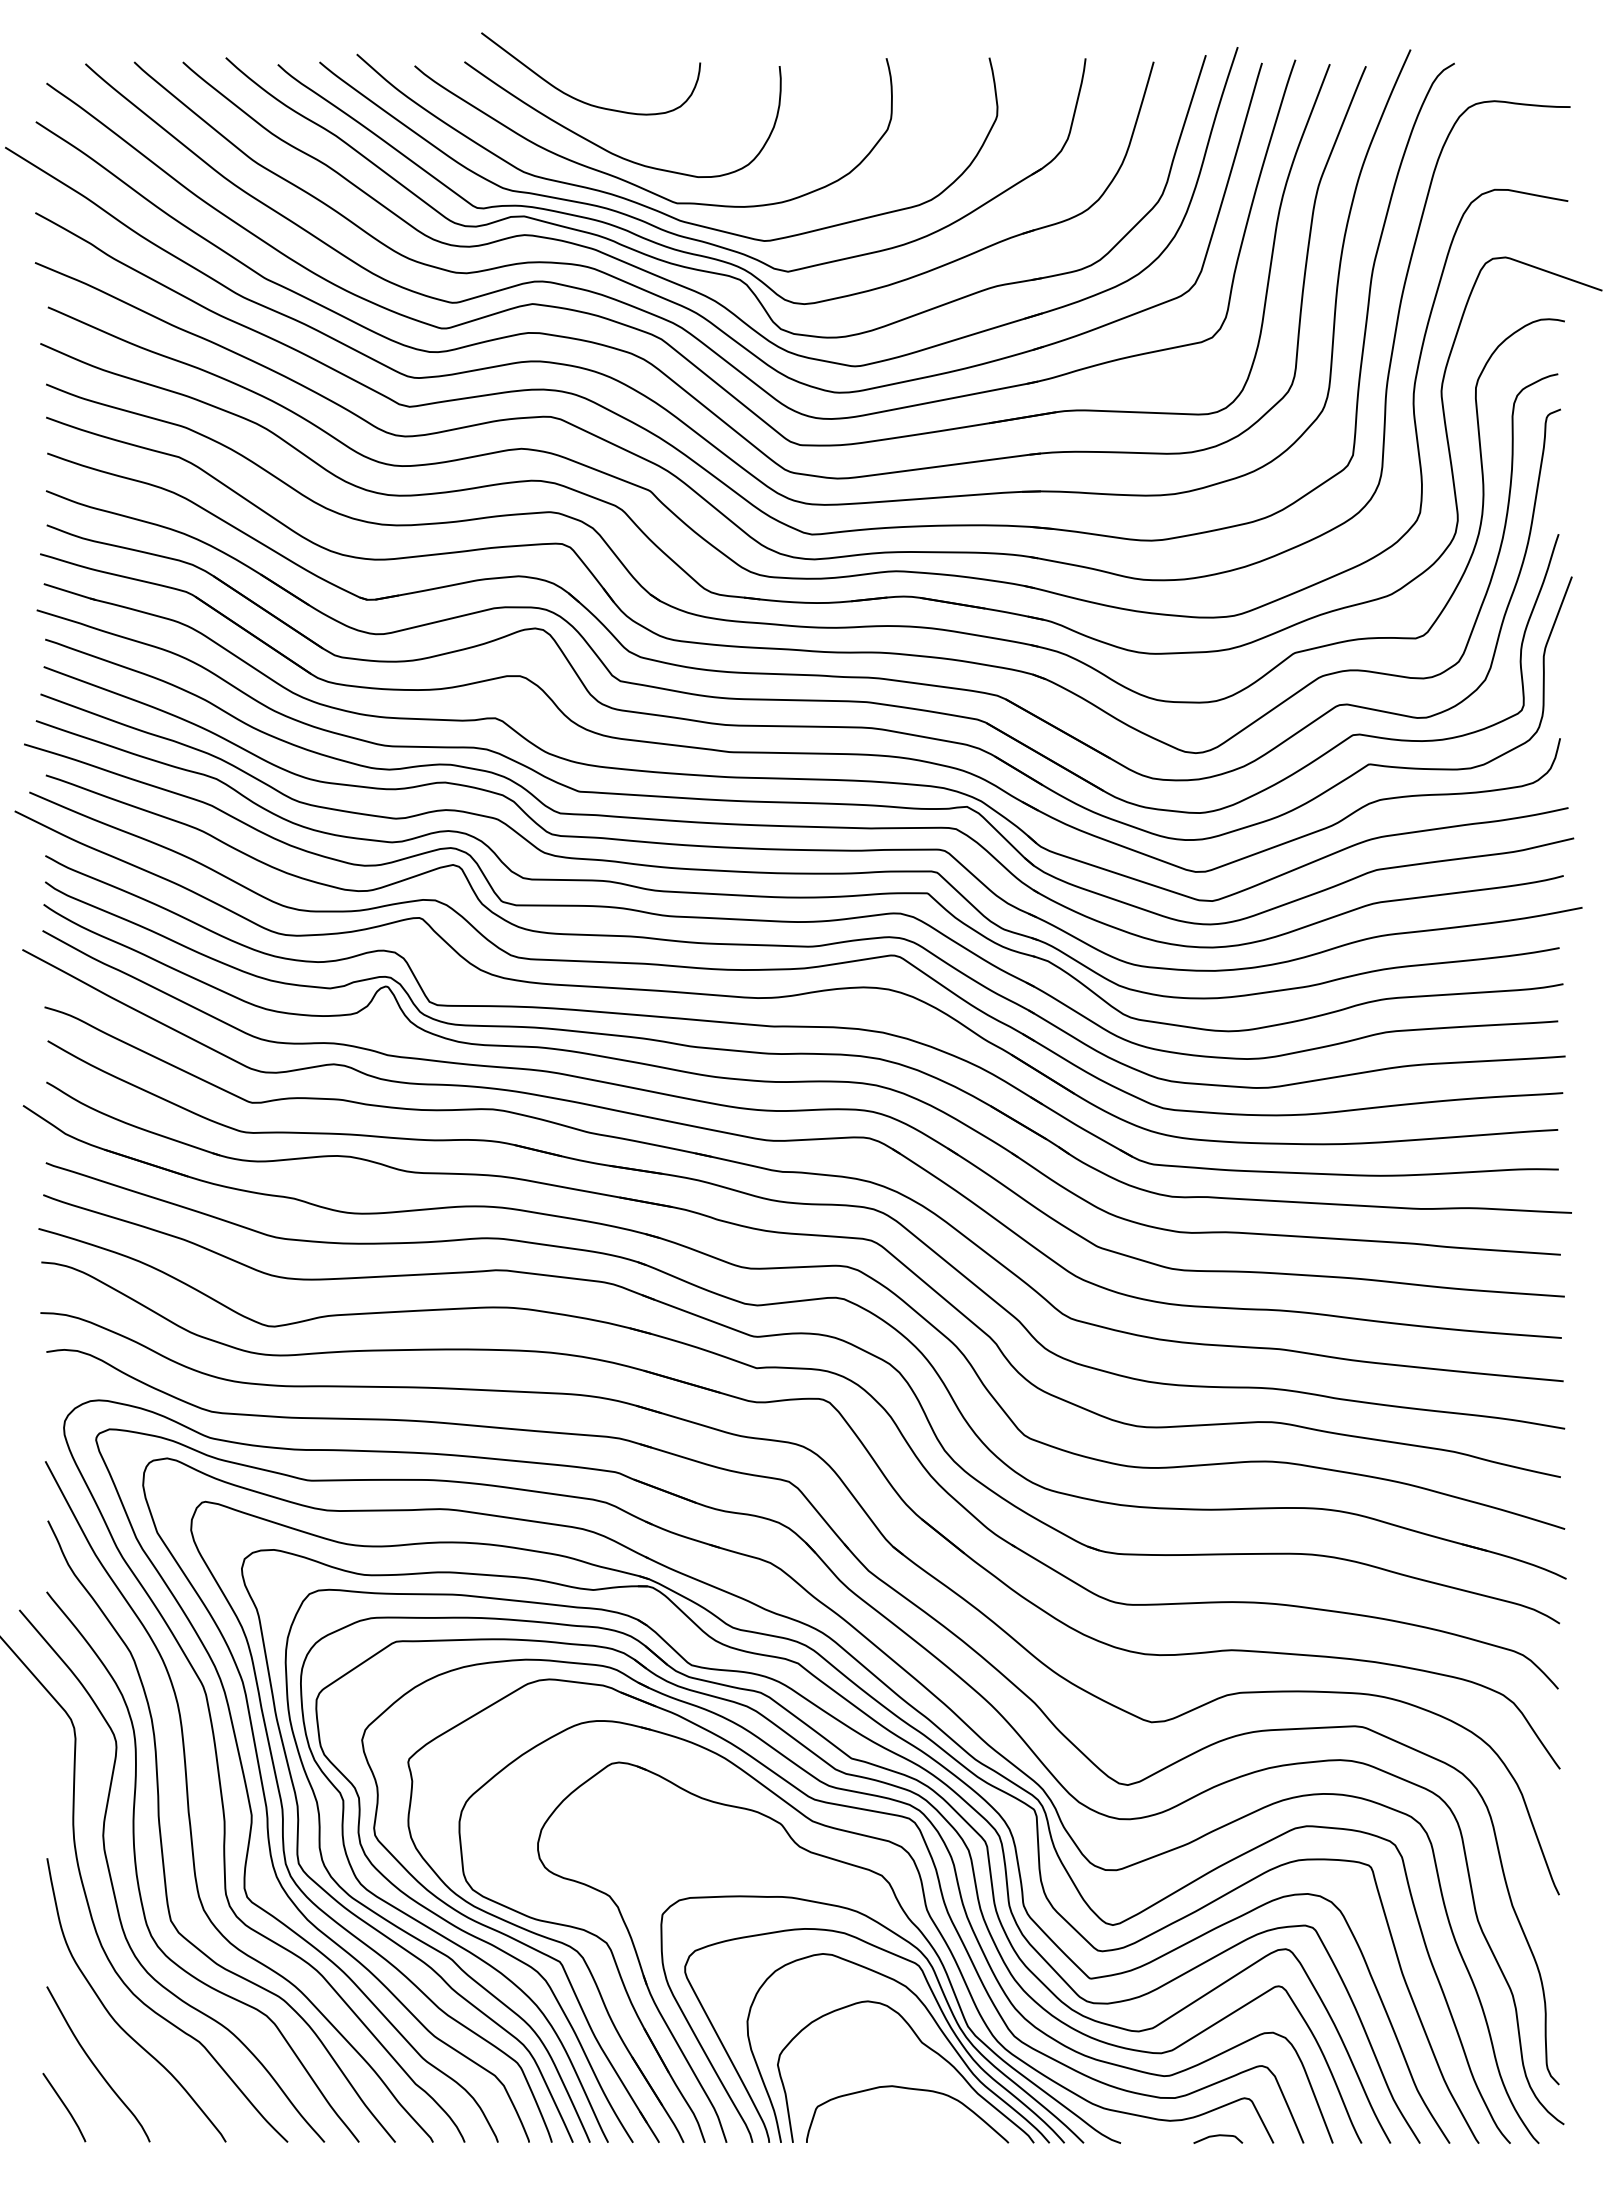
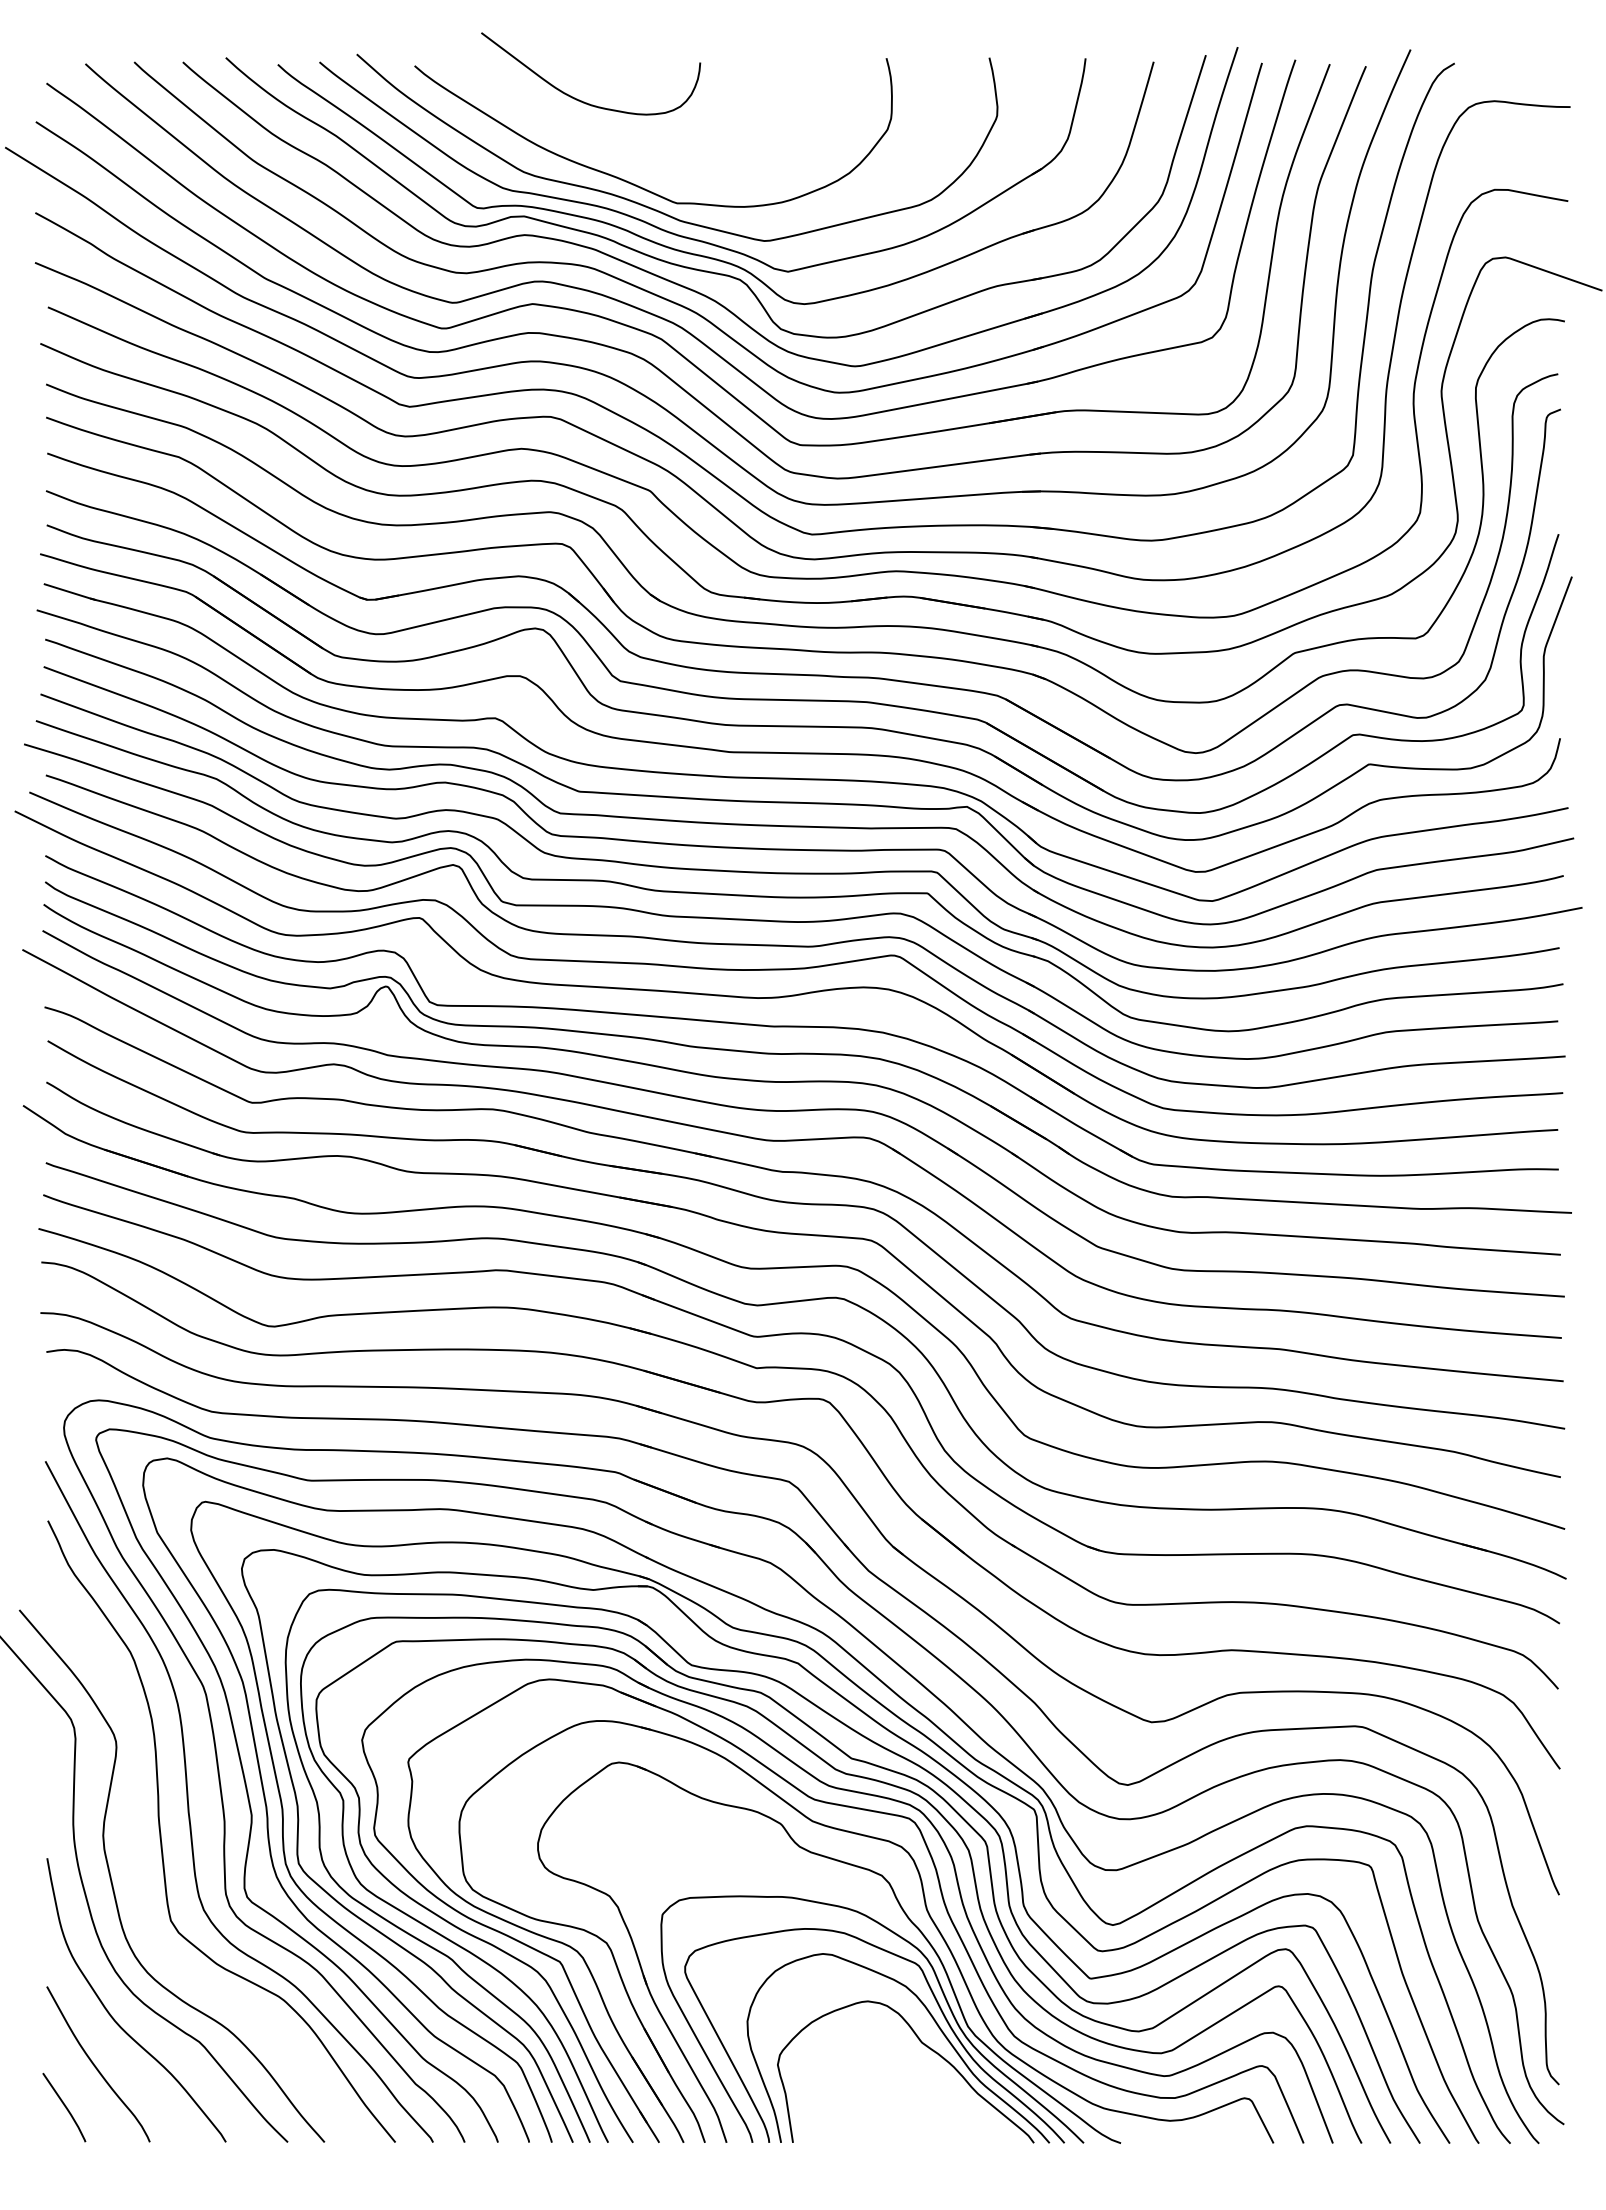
curve: present -> none (603, 147)
curve: present -> none (138, 1878)
curve: present -> none (907, 2089)
curve: present -> none (1218, 2136)
